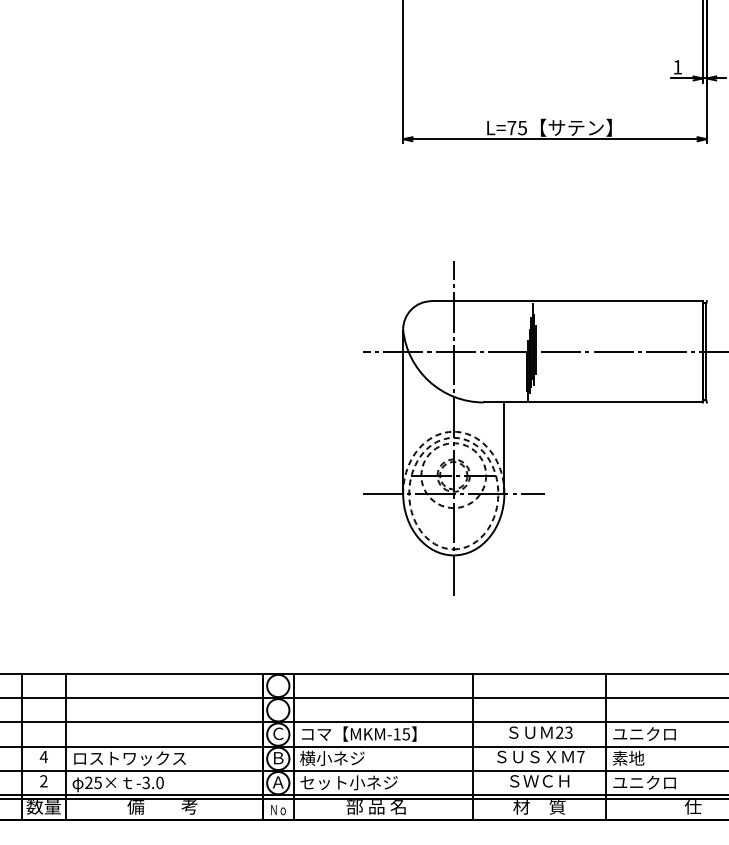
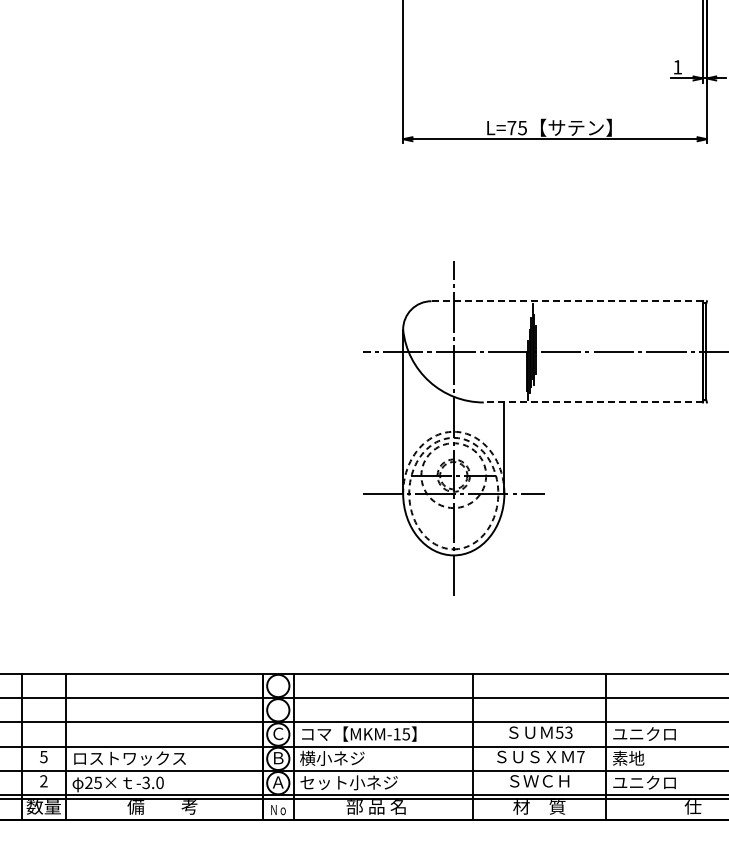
line: solid -> dashed (567, 301)
line: solid -> dashed (593, 402)
text: 23 -> 53 (559, 732)
text: 4 -> 5 (43, 757)
